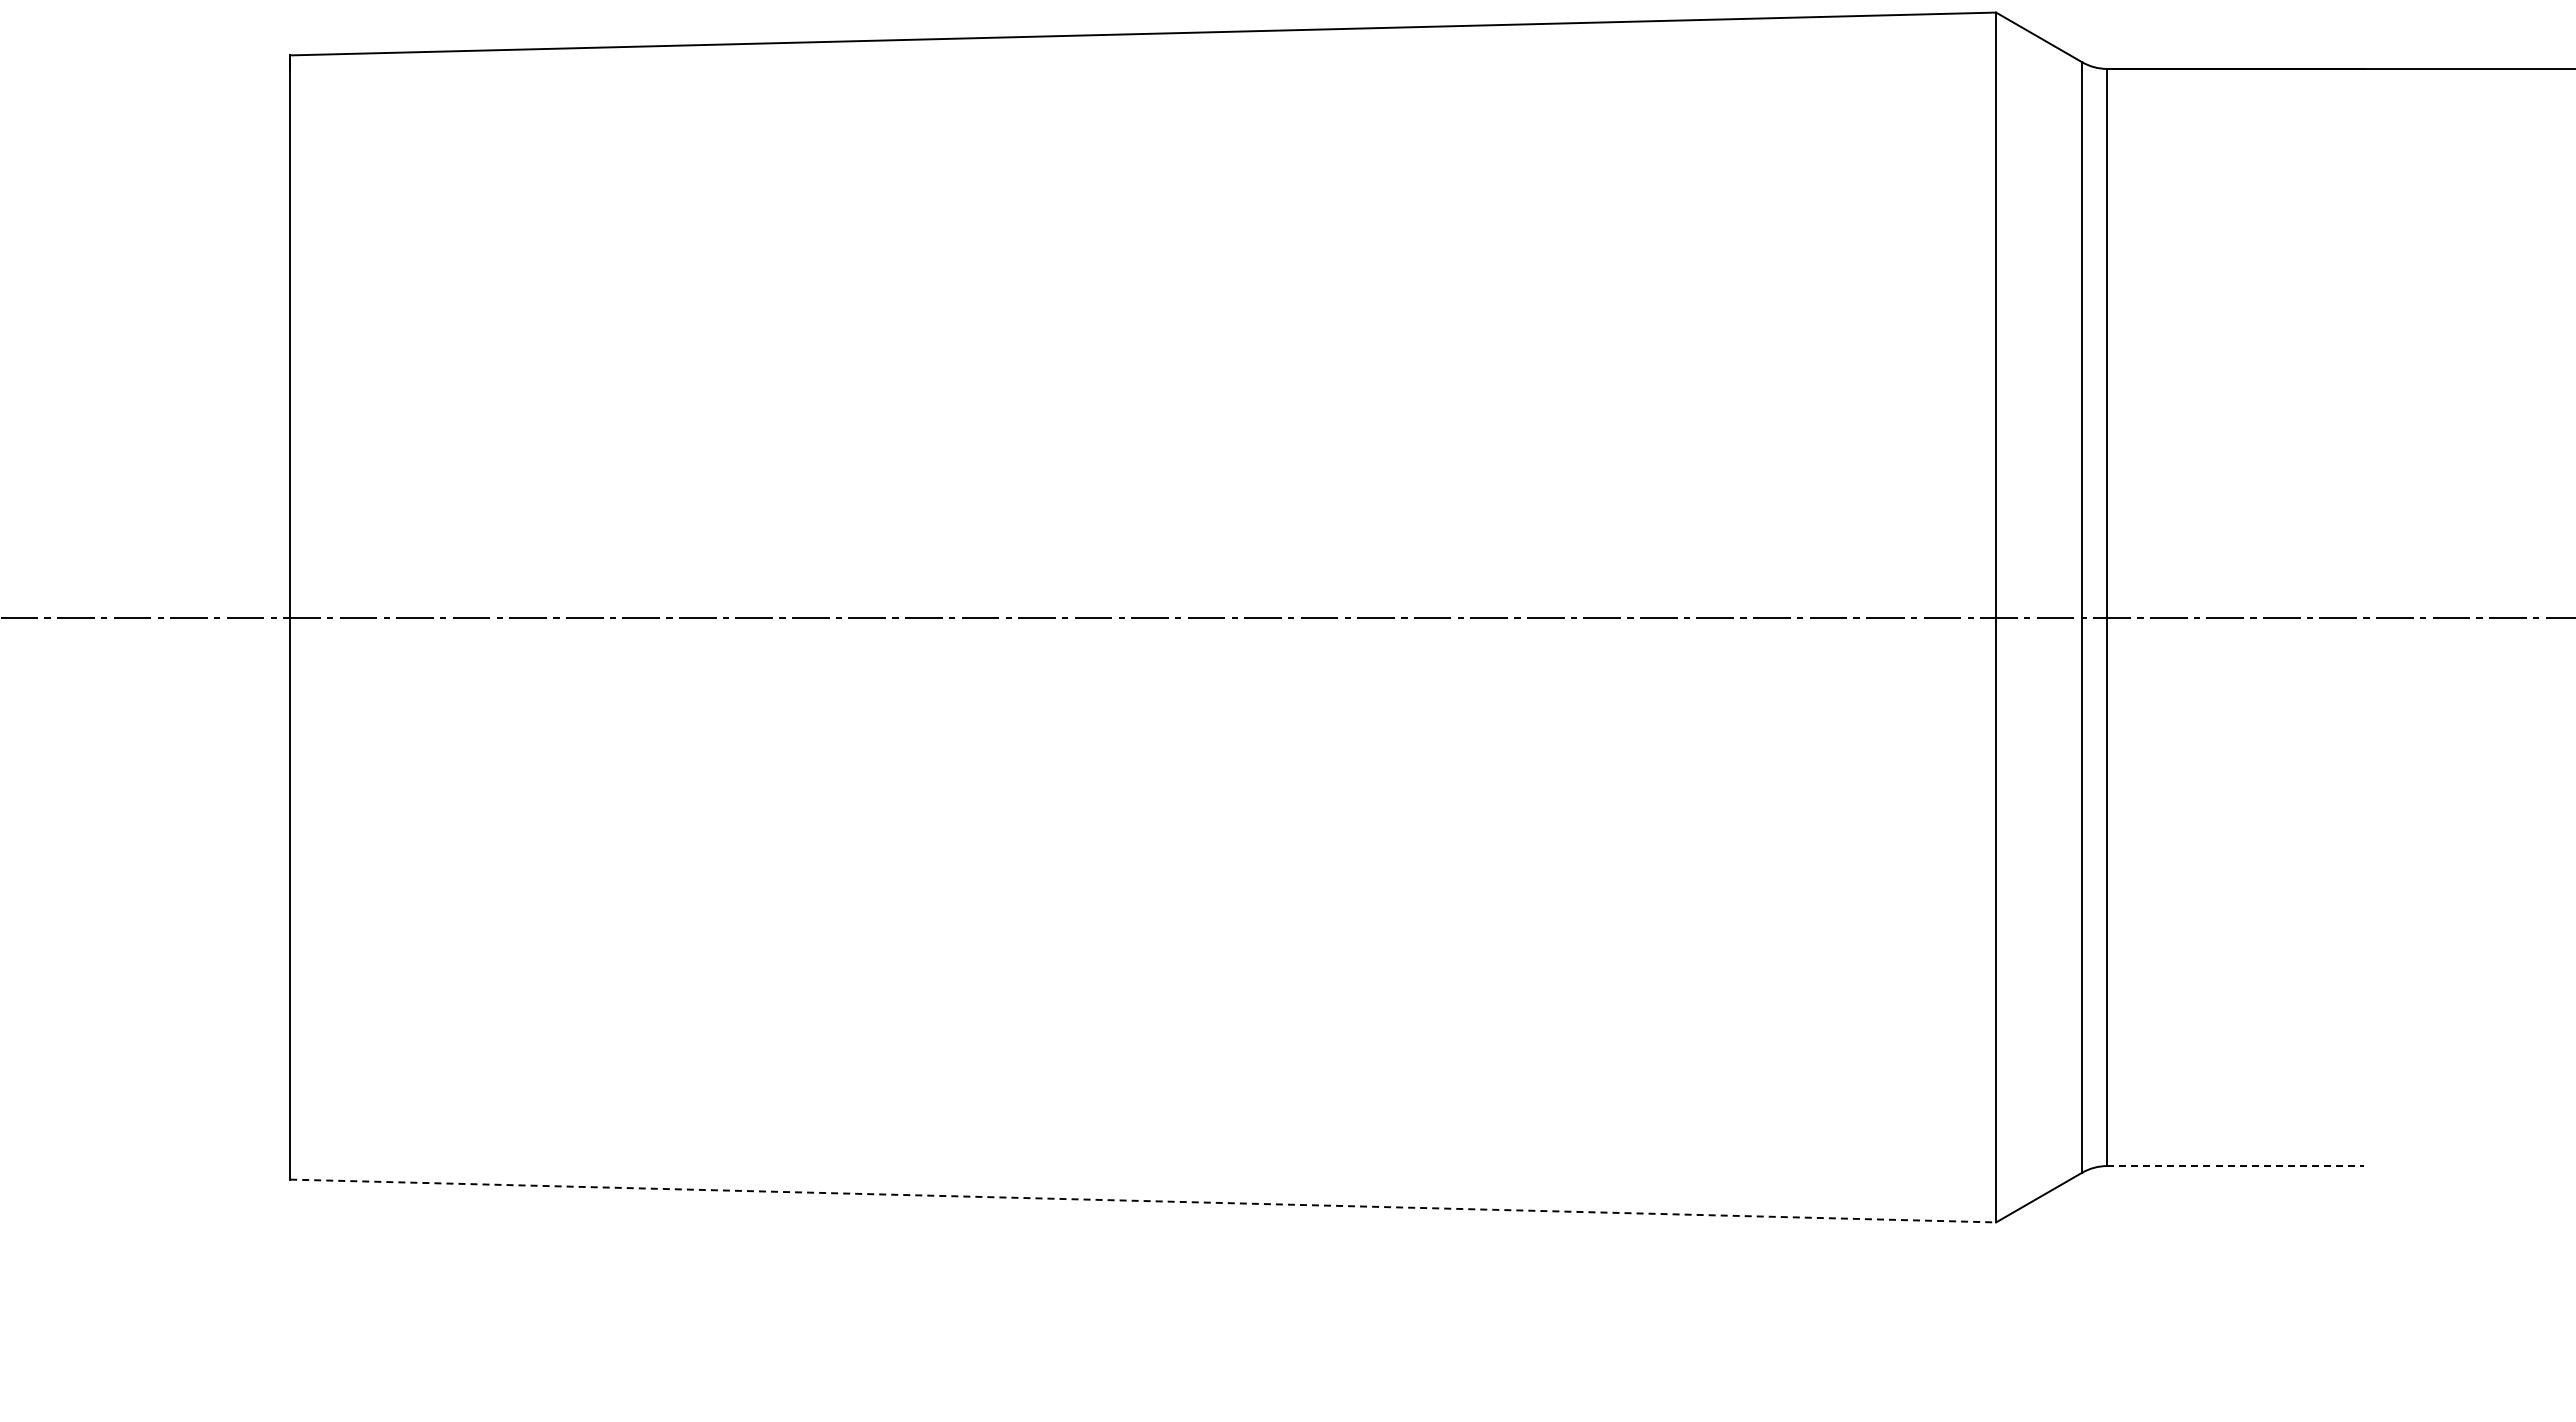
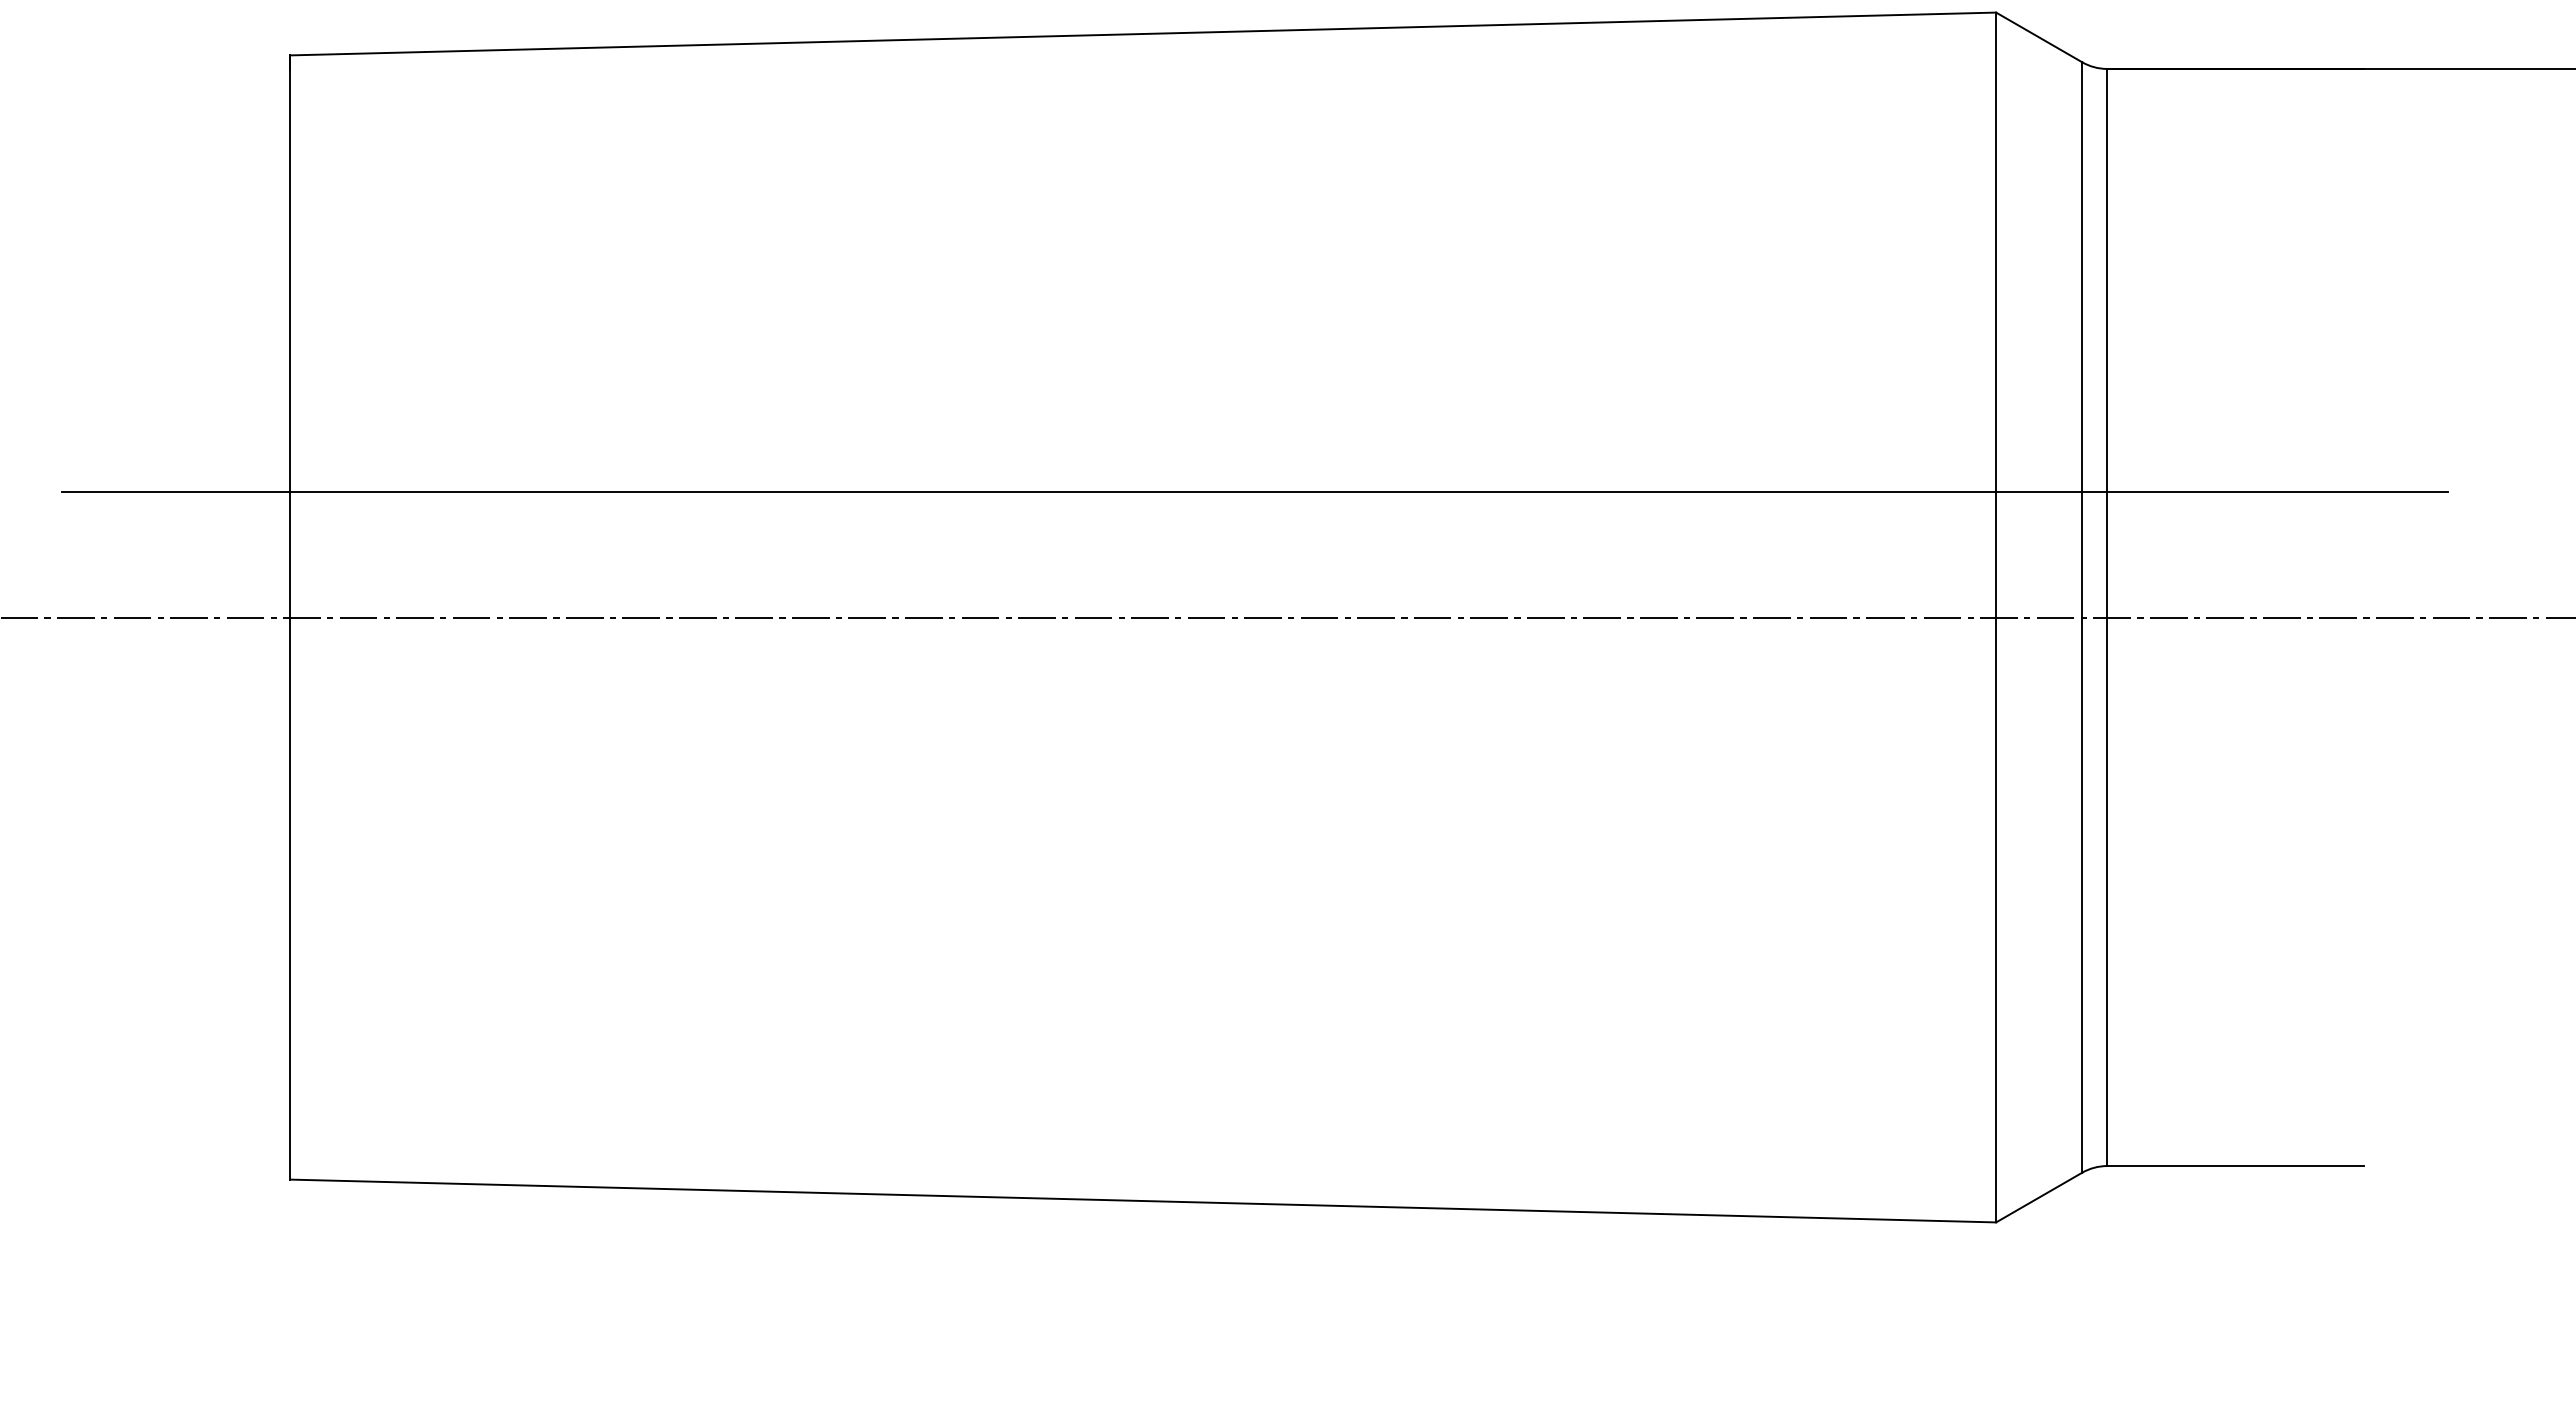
line: none -> present (1254, 491)
line: dashed -> solid (2235, 1166)
line: dashed -> solid (1143, 1201)
